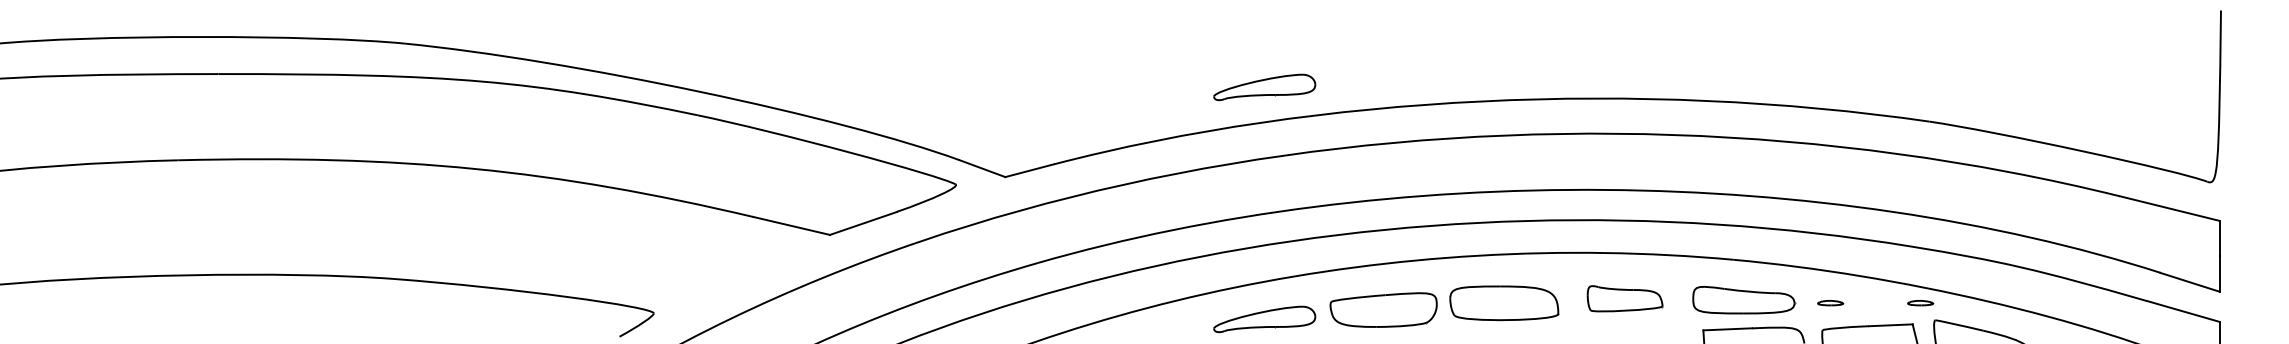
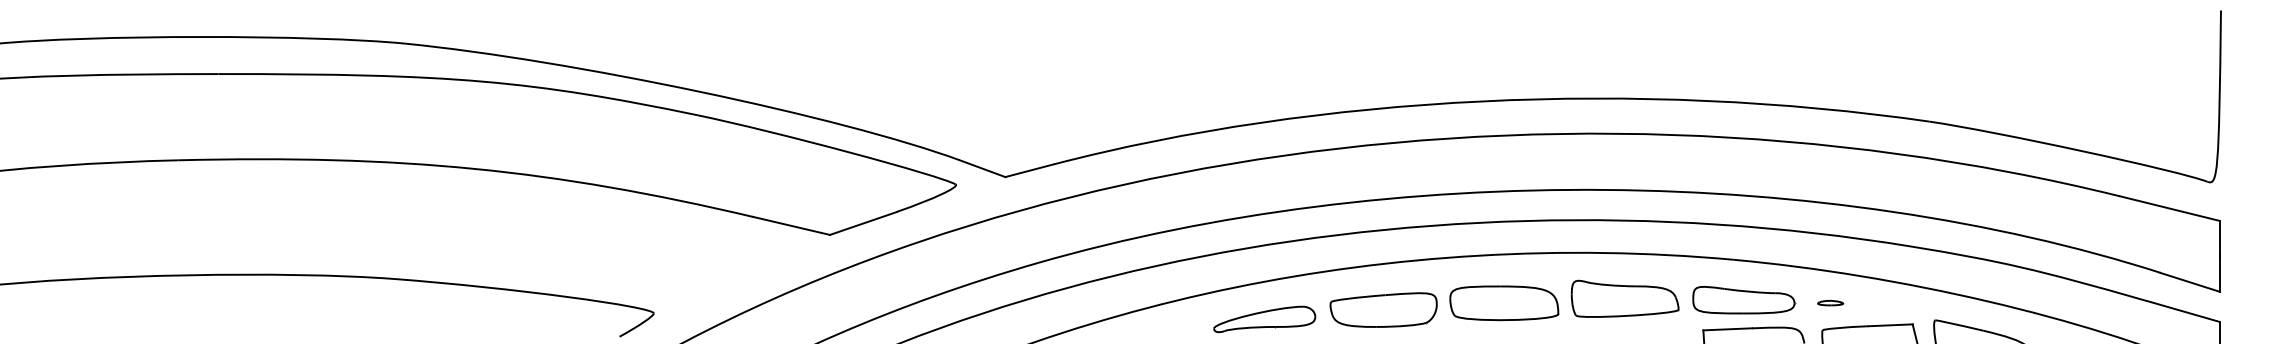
part: present -> none (1264, 87)
part size: 78x28 px -> 110x39 px (1624, 298)
part: present -> none (1920, 303)
